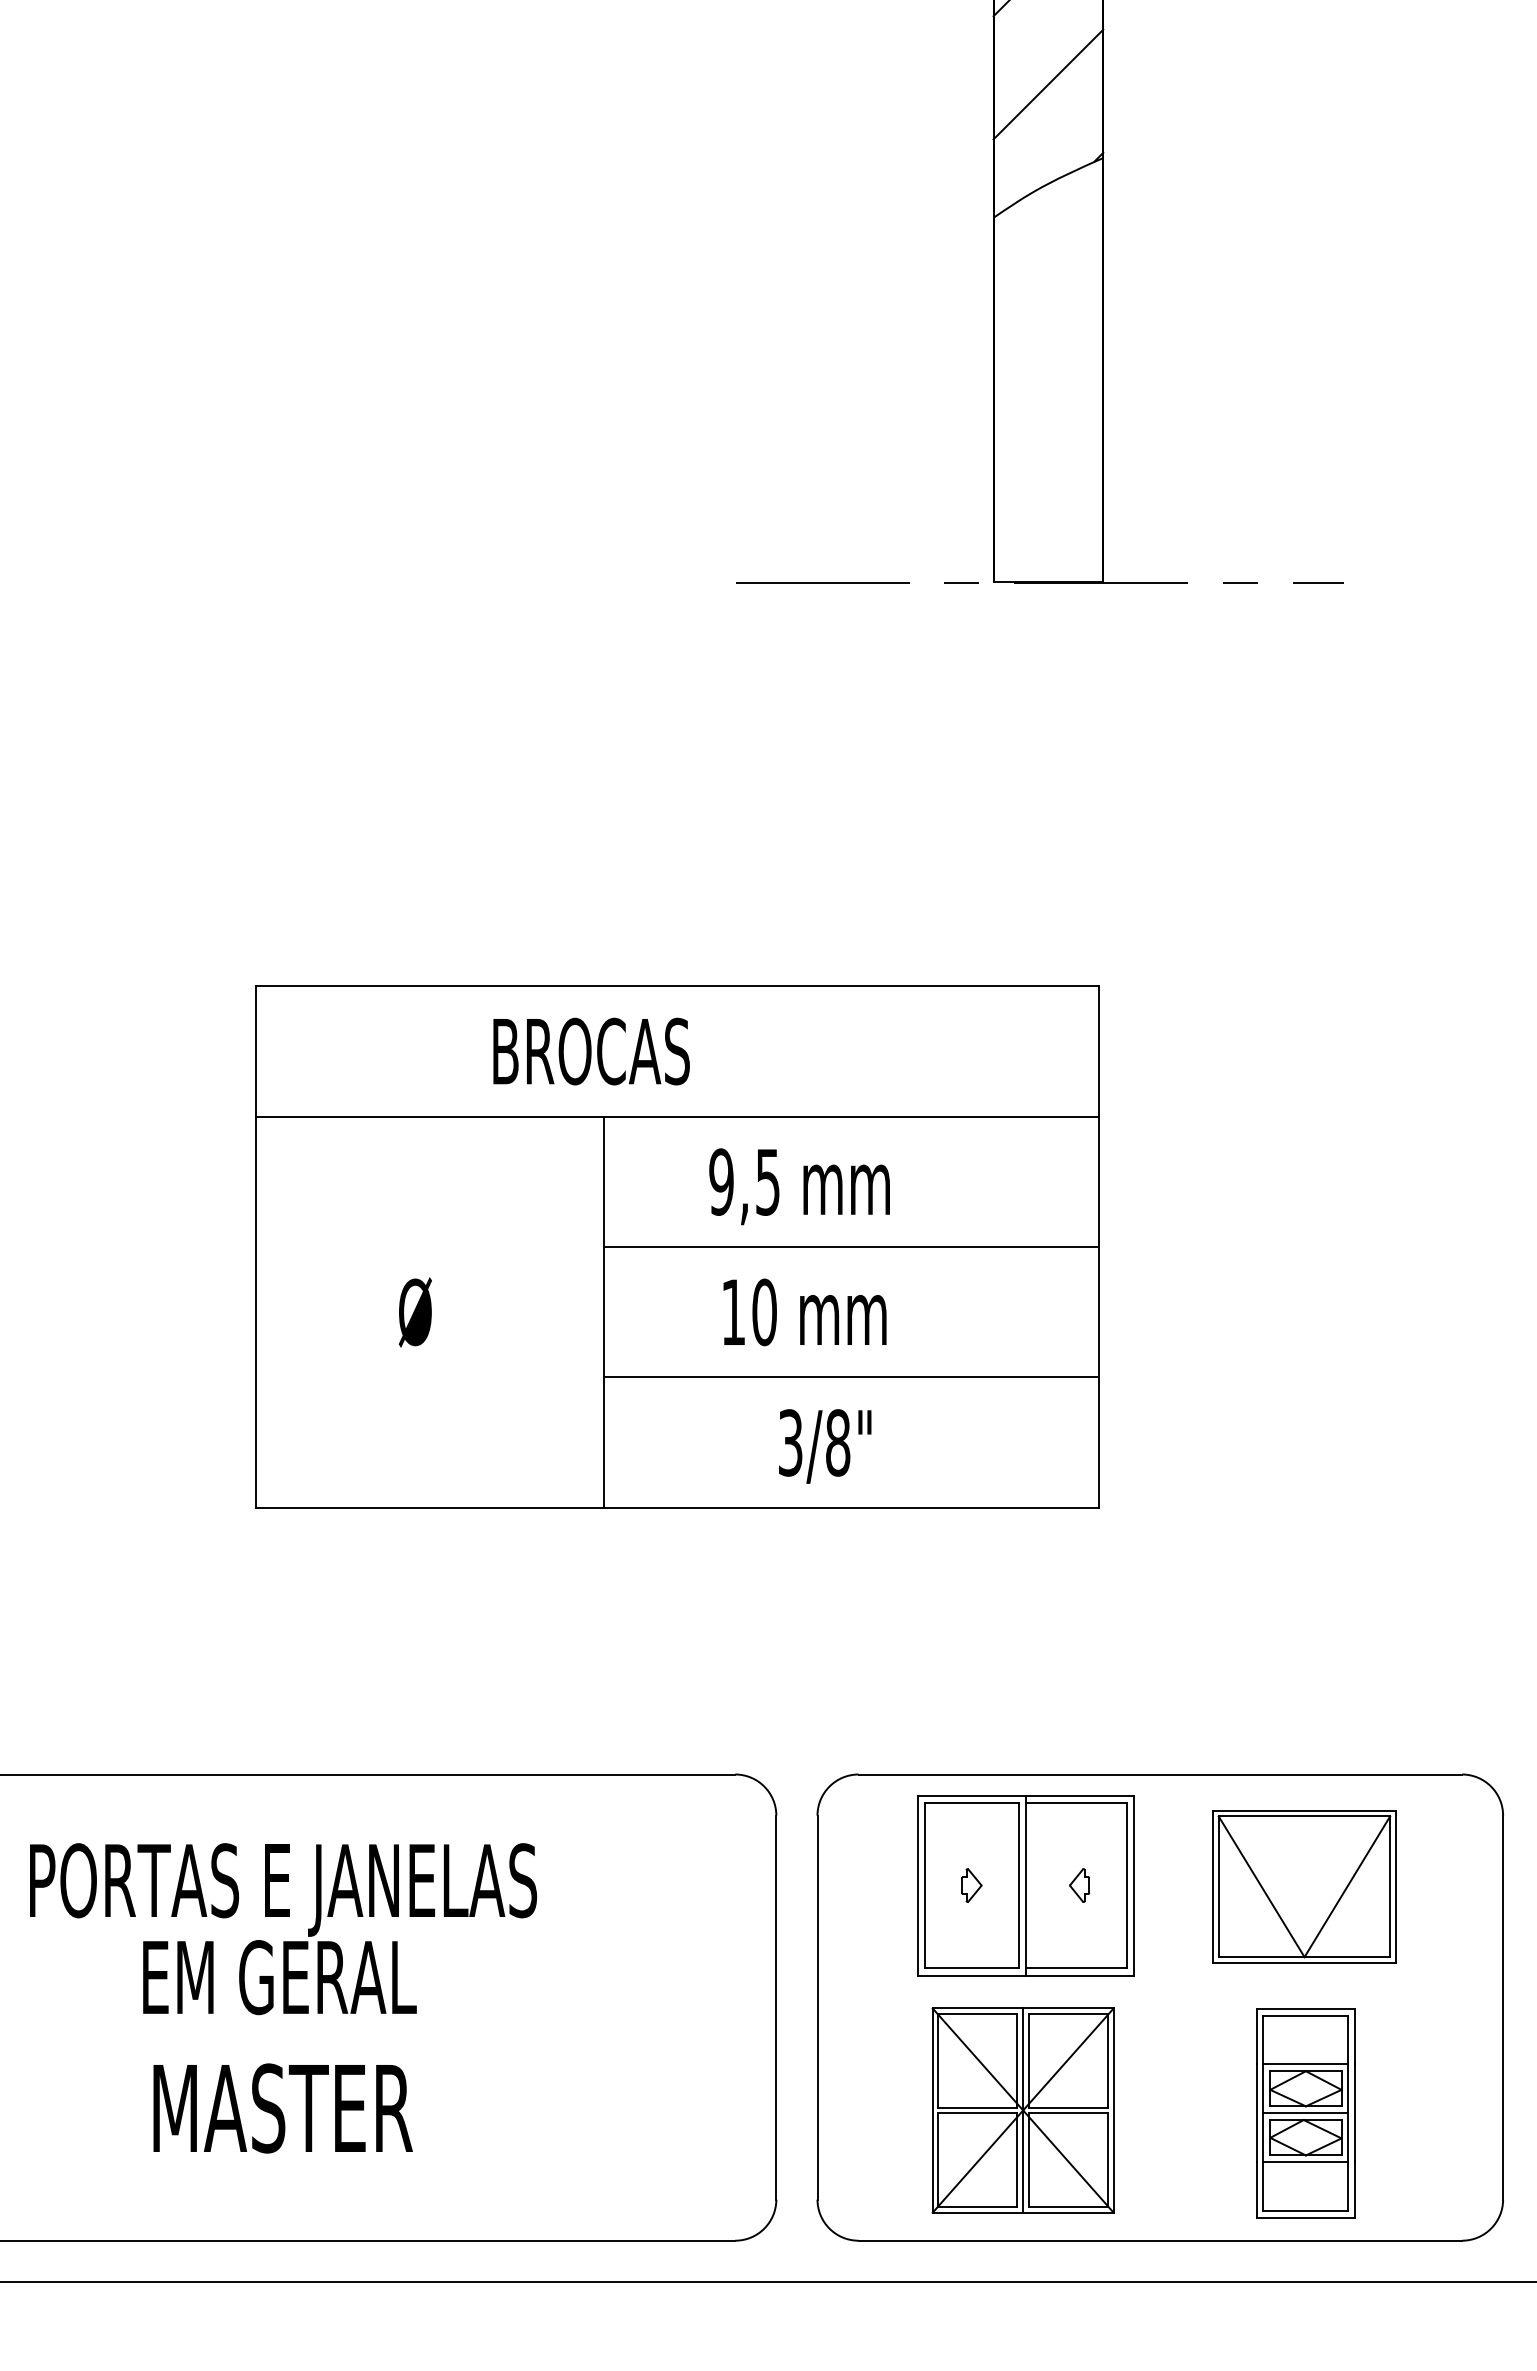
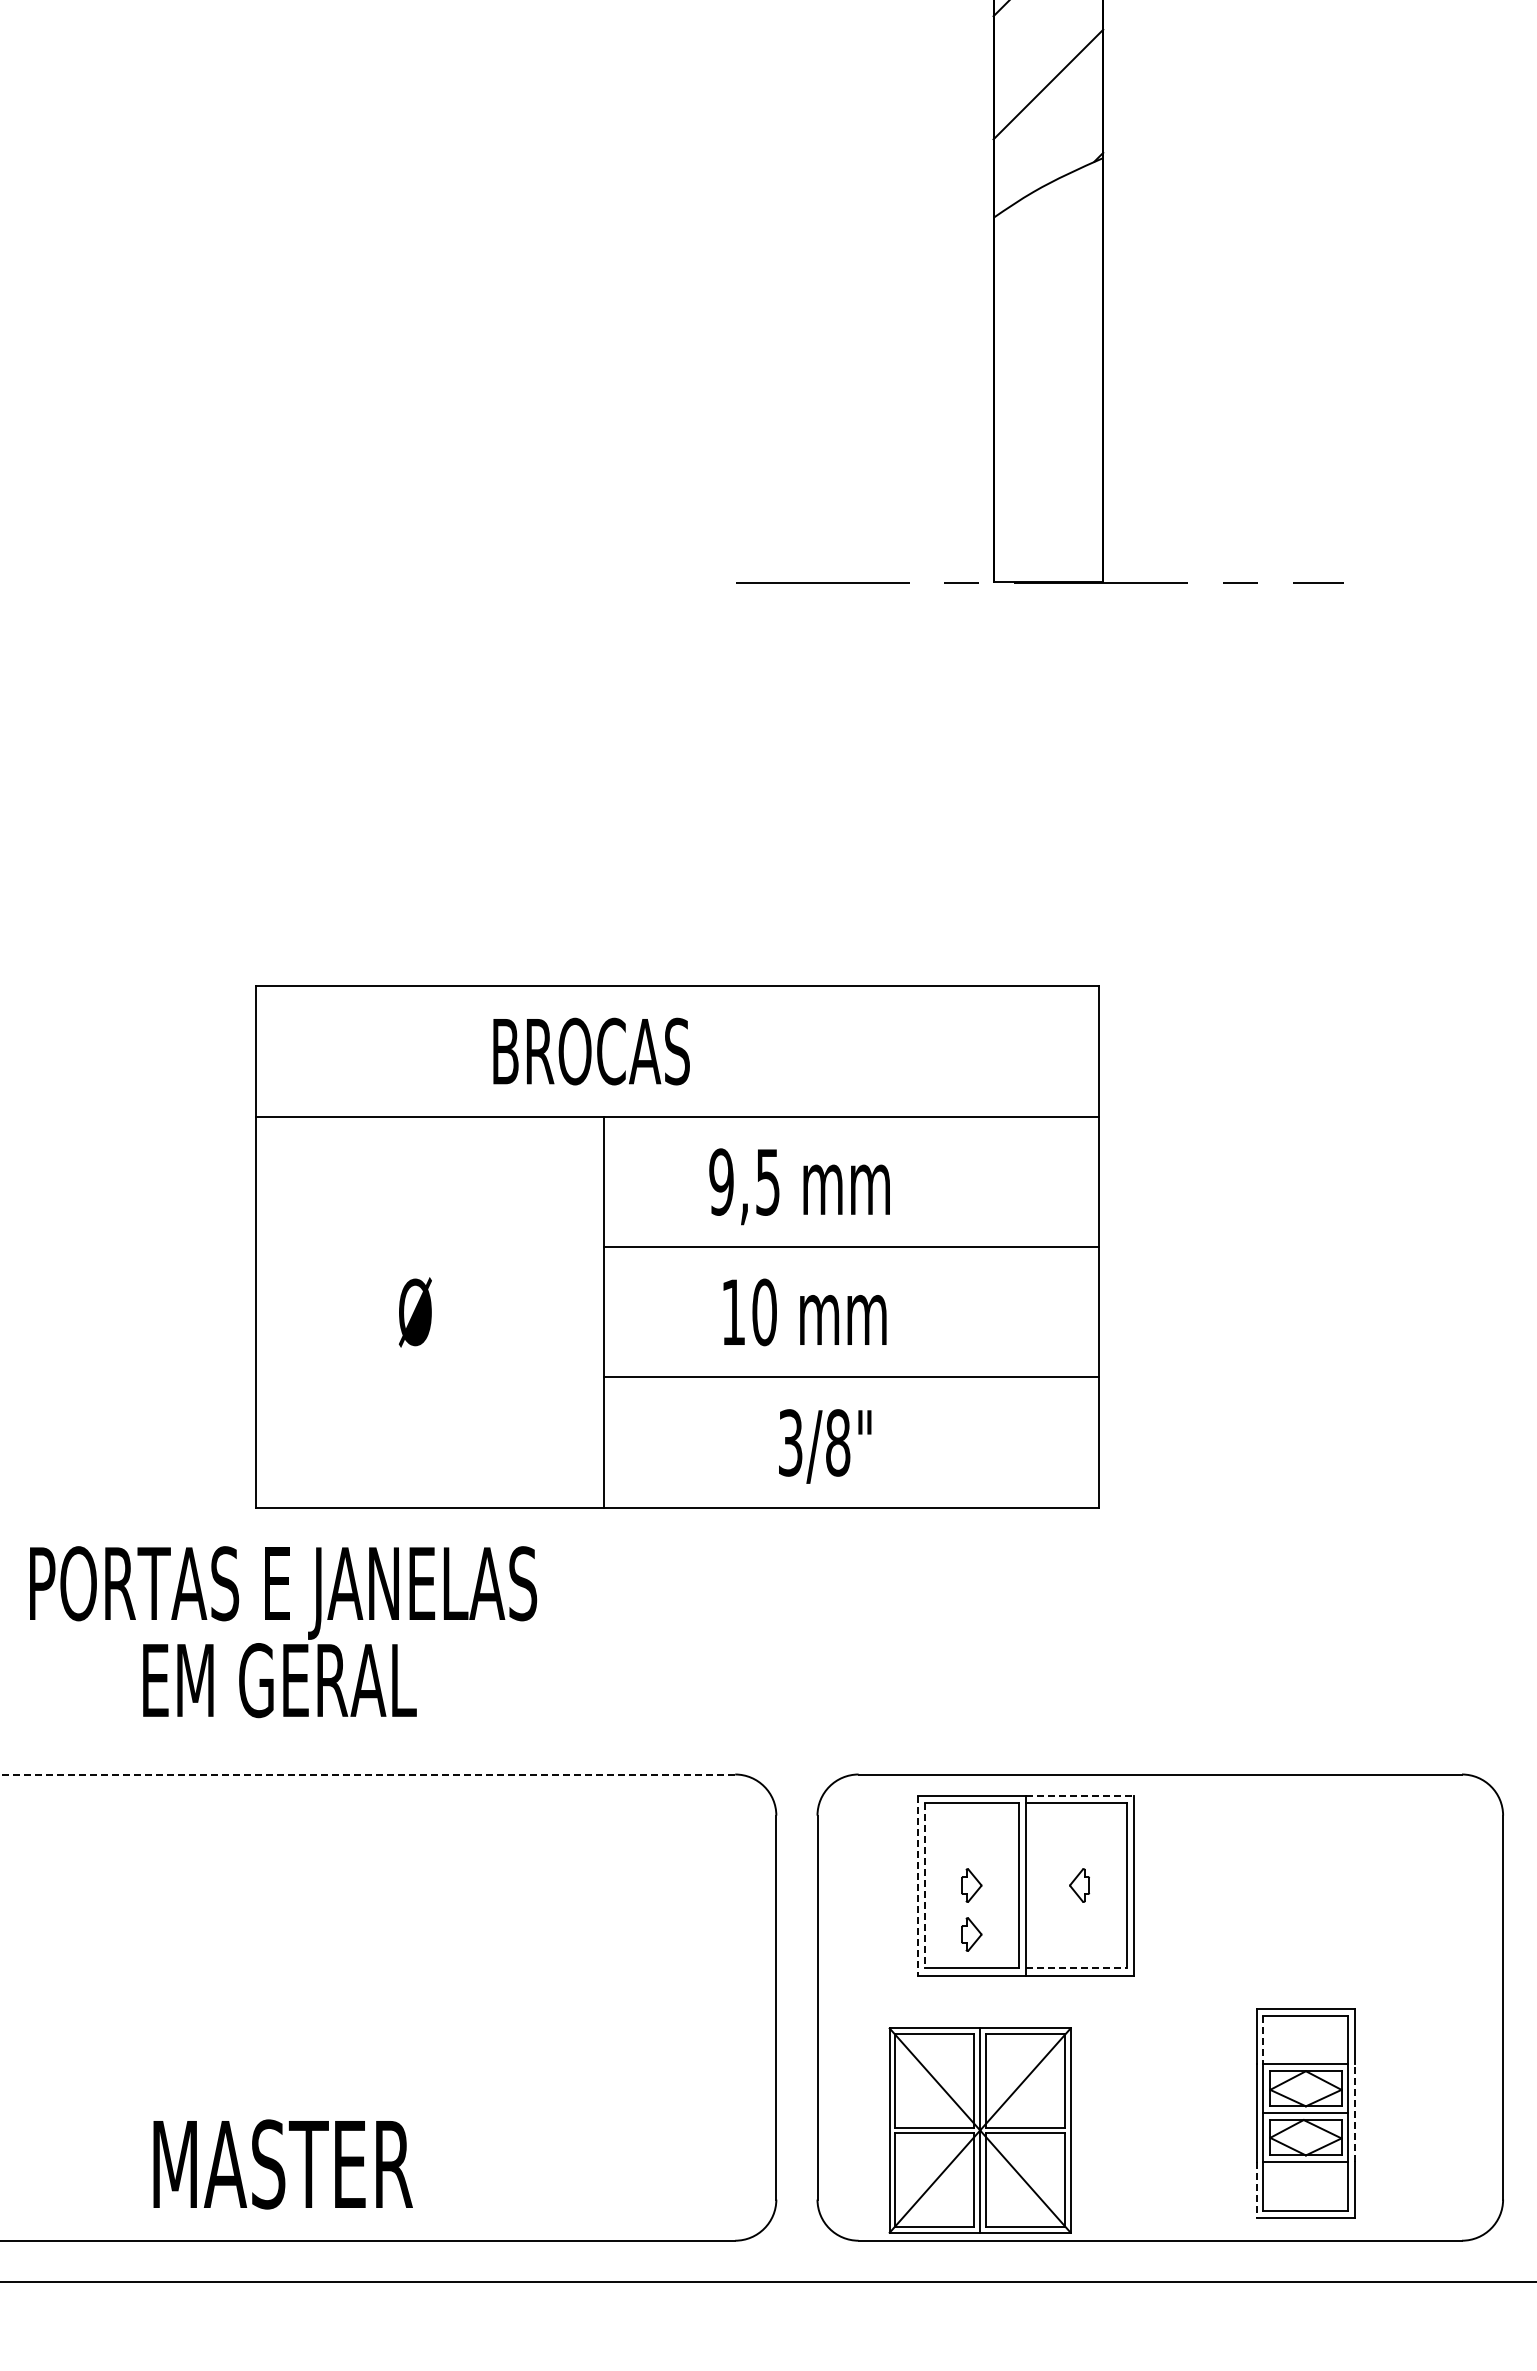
line: solid -> dashed (367, 1774)
line: solid -> dashed (1080, 1795)
line: solid -> dashed (917, 1885)
line: solid -> dashed (925, 1885)
part: present -> none (1304, 1886)
text position: (283, 1929) -> (283, 1632) (283, 1632)
part: none -> present (971, 1934)
line: solid -> dashed (1076, 1968)
line: solid -> dashed (1263, 2040)
text position: (282, 2108) -> (282, 2164) (282, 2164)
part position: (1022, 2110) -> (979, 2130) (979, 2130)
line: solid -> dashed (1355, 2113)
line: solid -> dashed (1256, 2190)
